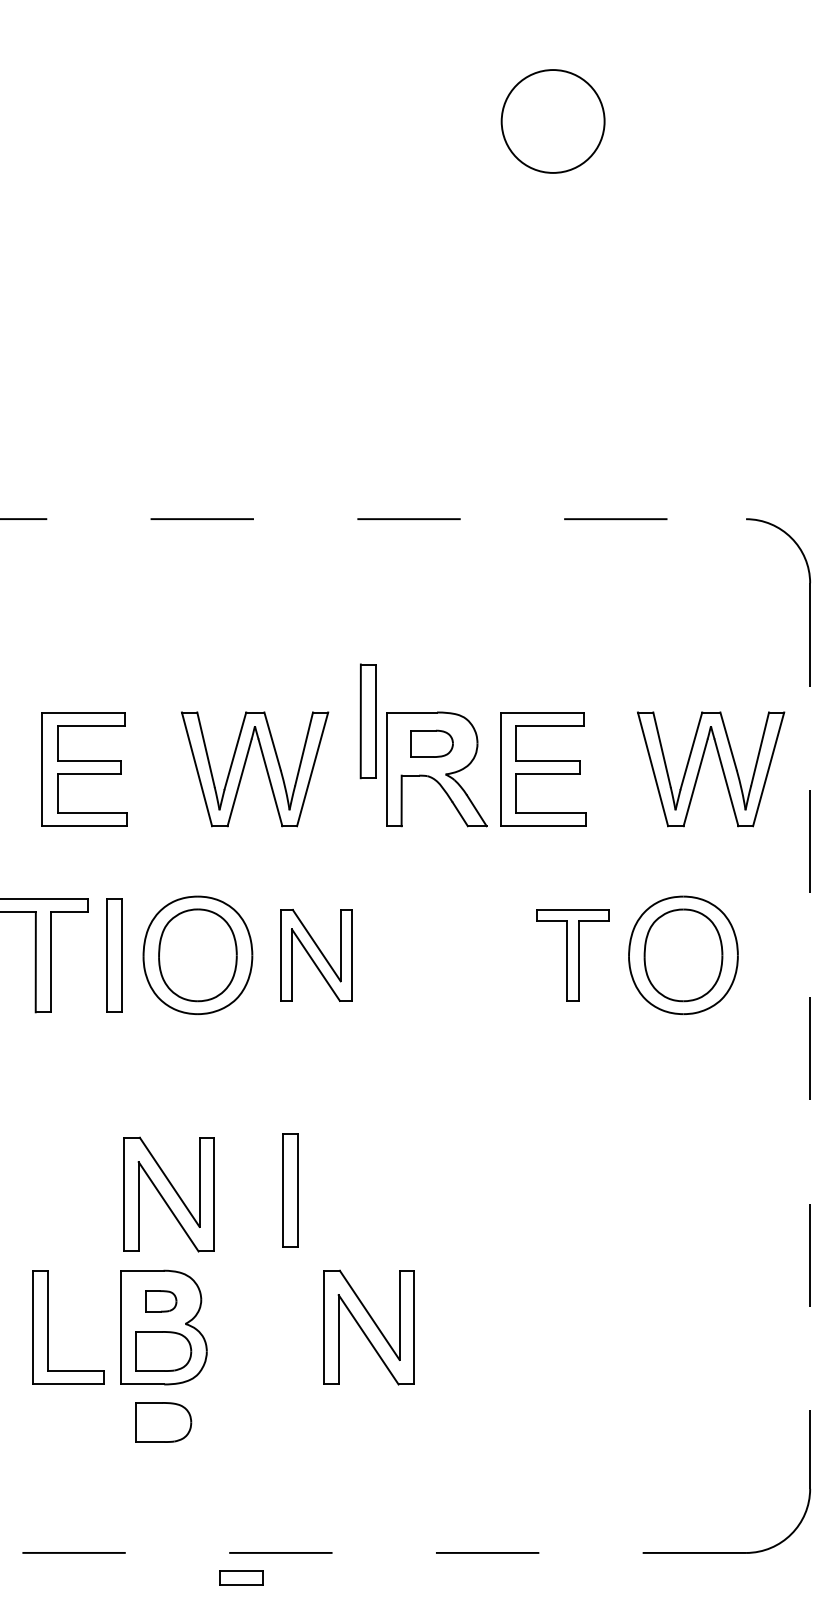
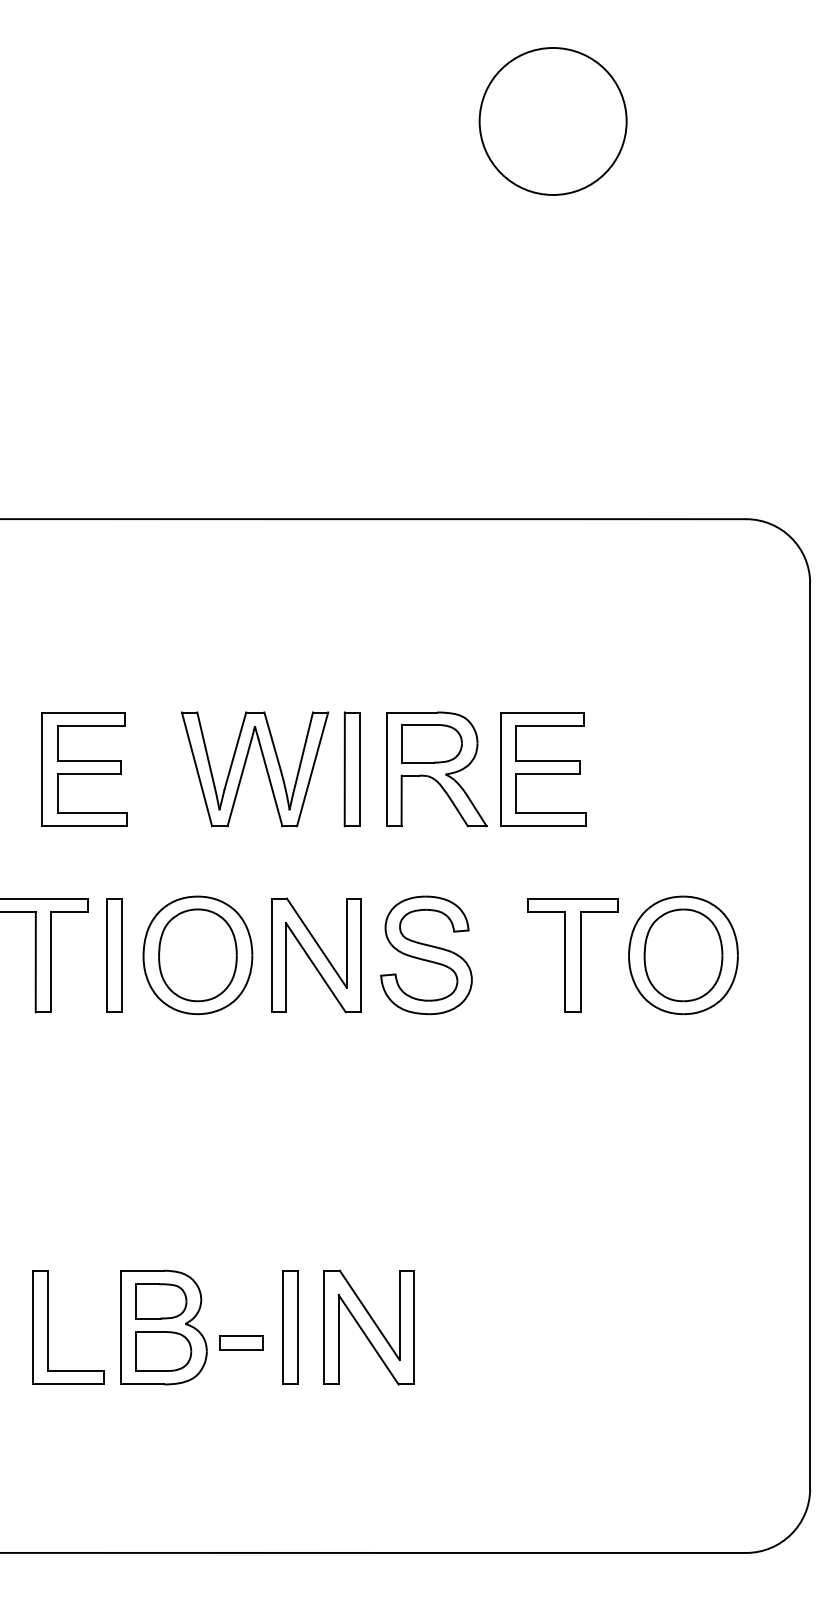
circle diameter: 103 px -> 147 px (552, 120)
line: dashed -> solid (373, 519)
part position: (367, 721) -> (351, 769) (351, 769)
part size: 44x29 px -> 62x40 px (431, 743)
part: present -> none (720, 765)
part: none -> present (426, 954)
part size: 73x93 px -> 91x117 px (316, 955)
part size: 74x93 px -> 92x115 px (572, 955)
line: dashed -> solid (810, 1036)
part position: (290, 1190) -> (290, 1327) (290, 1327)
part: present -> none (168, 1194)
part size: 33x23 px -> 53x37 px (161, 1301)
part: present -> none (163, 1422)
line: dashed -> solid (373, 1552)
part position: (241, 1577) -> (241, 1342) (241, 1342)
